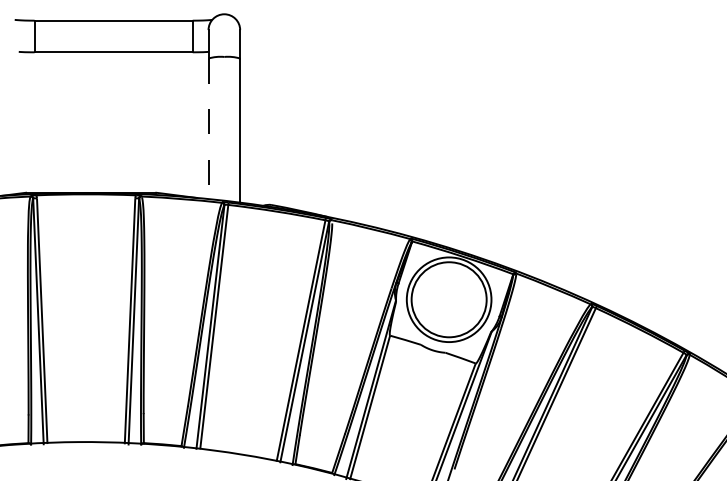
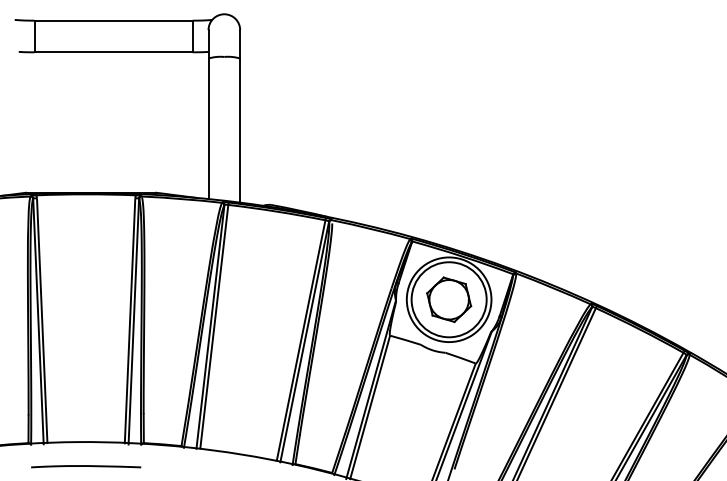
line: dashed -> solid (208, 129)
part: none -> present (449, 299)
line: none -> present (86, 466)
